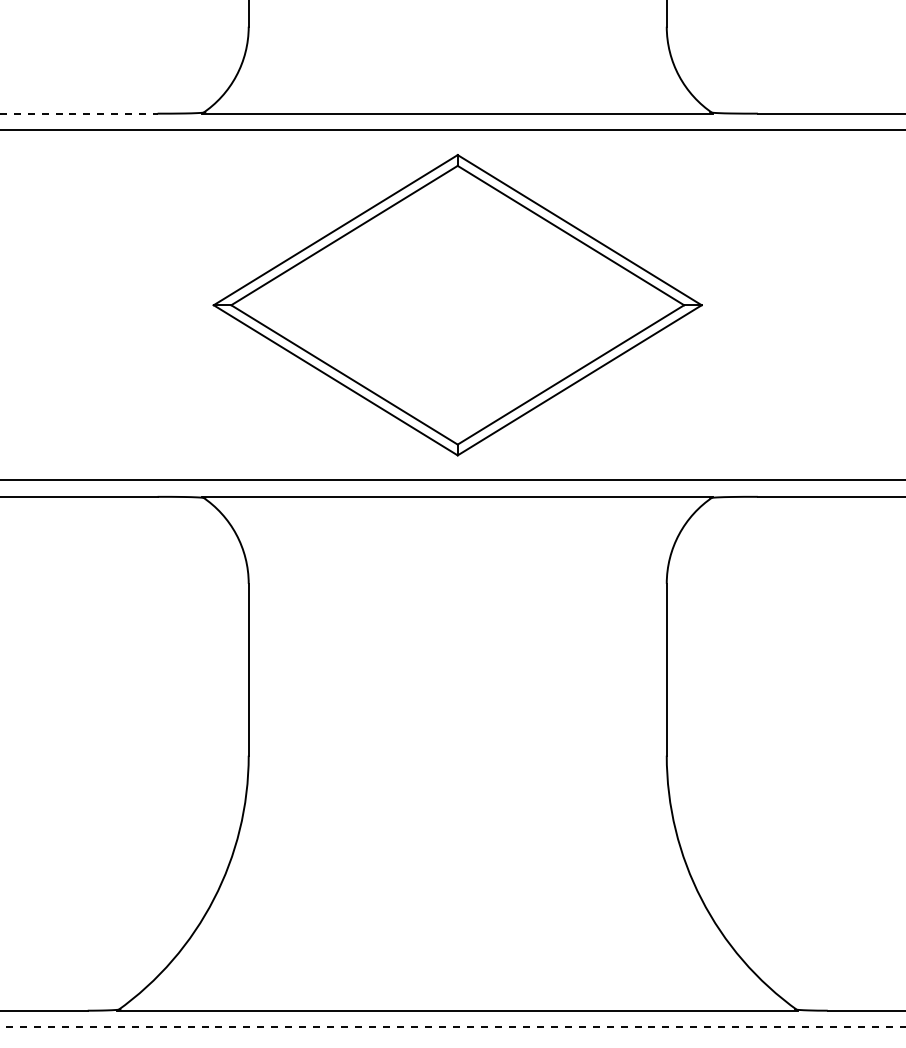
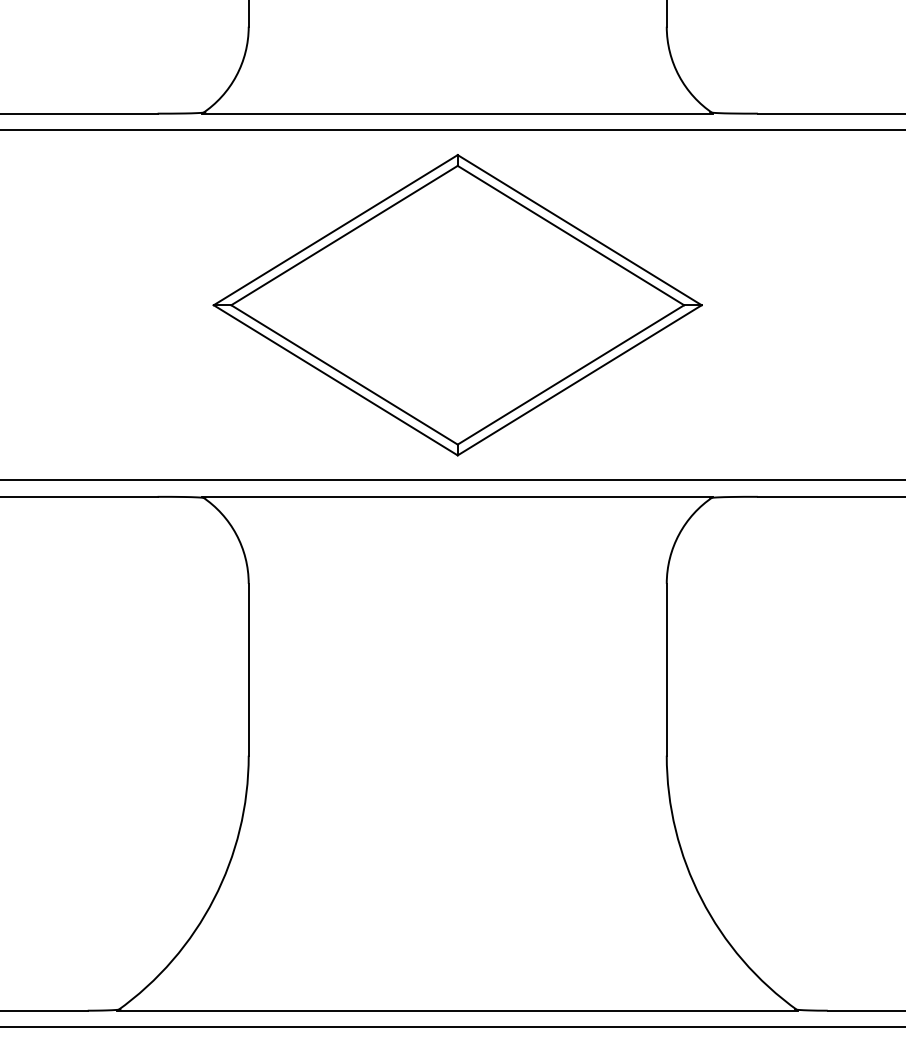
line: dashed -> solid (79, 113)
line: dashed -> solid (452, 1027)
